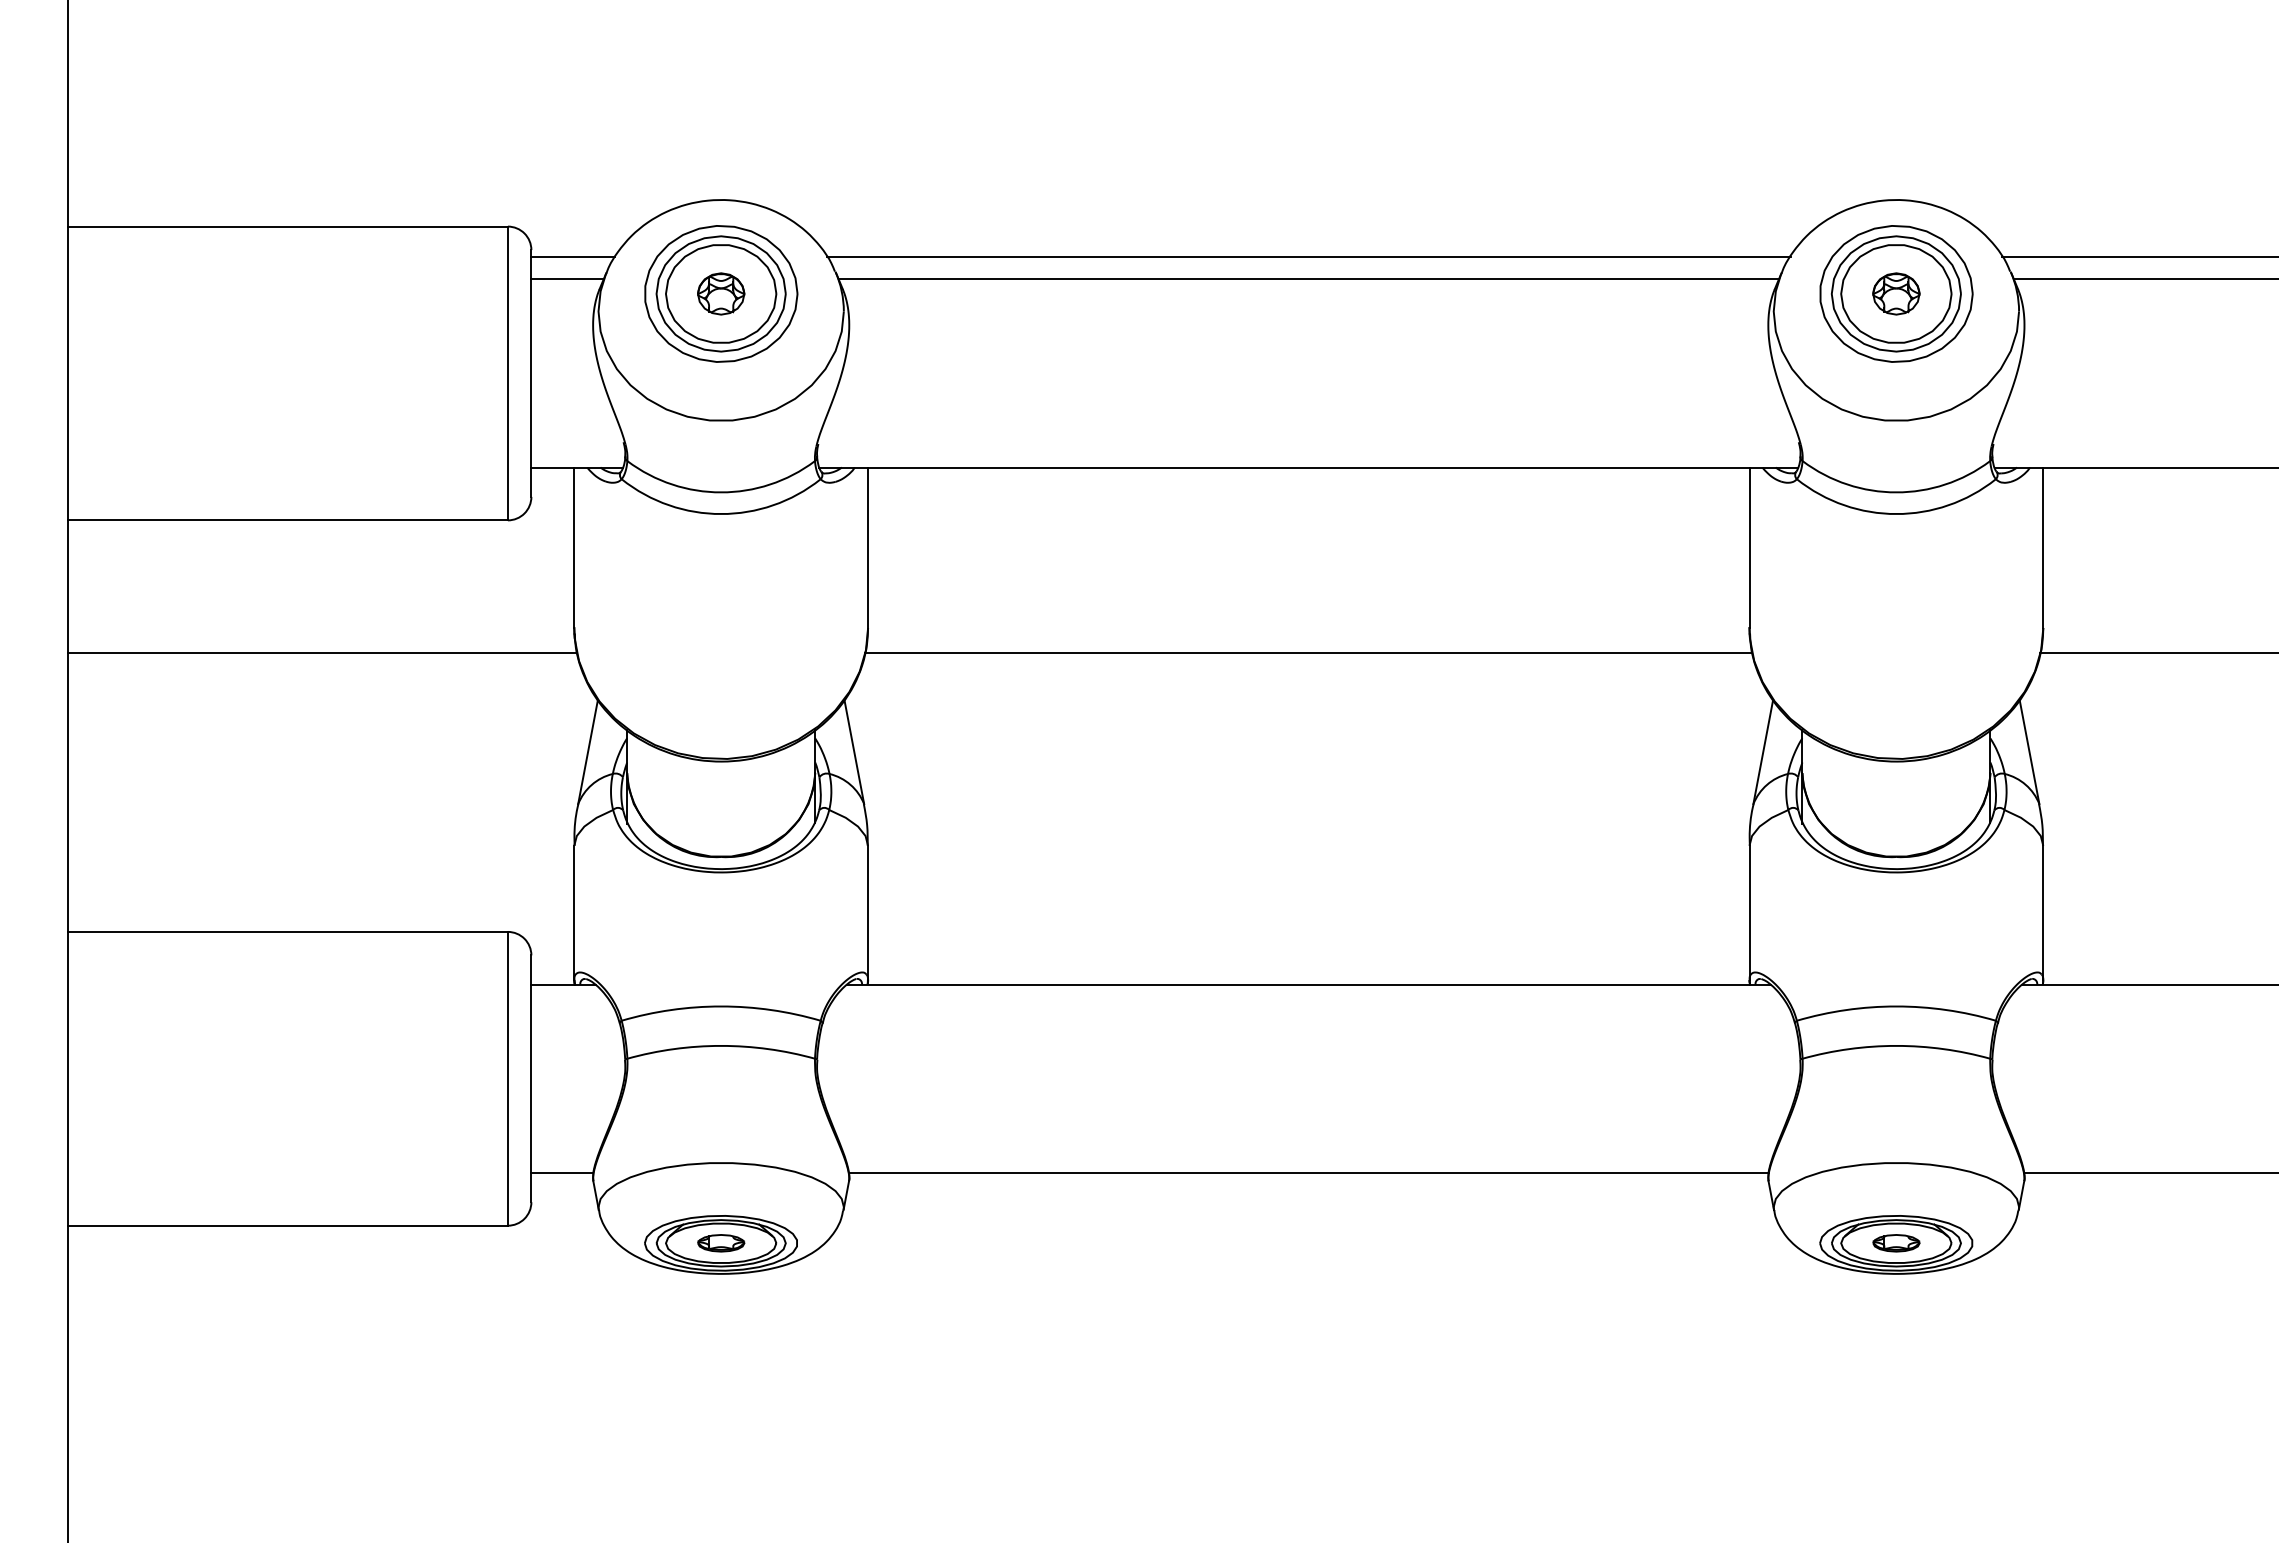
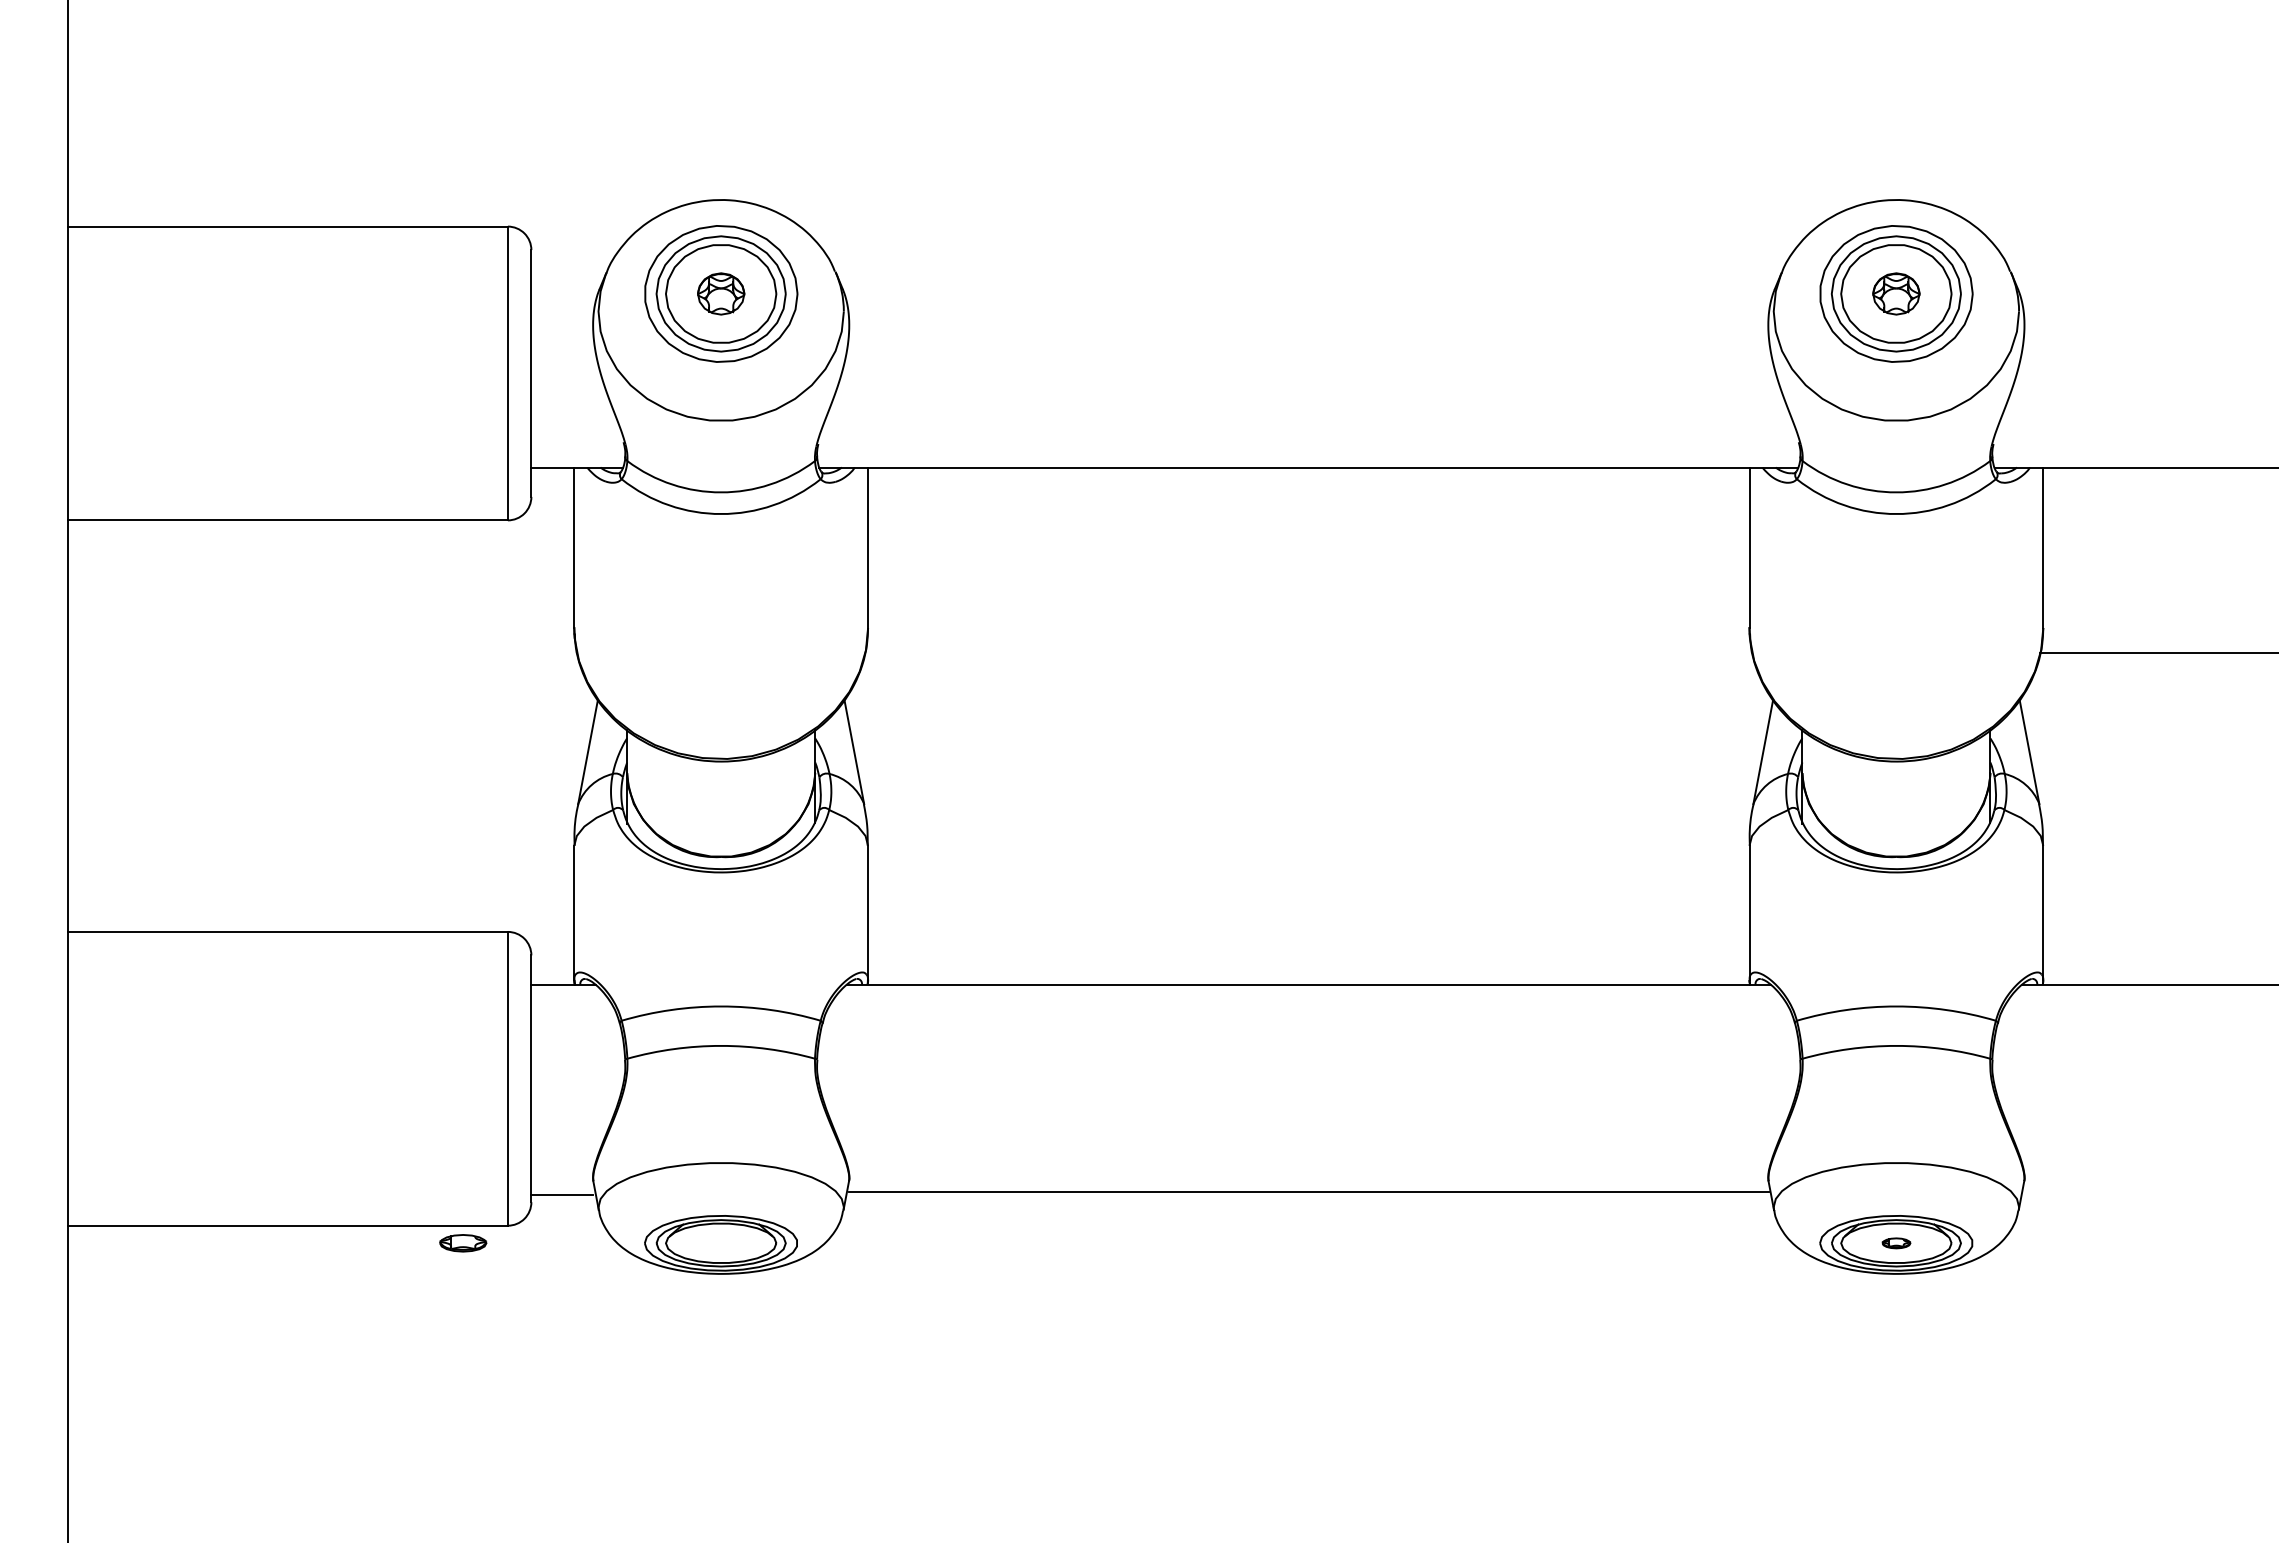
line: present -> none (573, 256)
line: present -> none (1308, 256)
line: present -> none (2138, 256)
line: present -> none (567, 279)
line: present -> none (1308, 279)
line: present -> none (2144, 279)
line: present -> none (322, 652)
line: present -> none (1308, 652)
line position: (562, 1172) -> (562, 1194) (562, 1194)
line position: (1308, 1172) -> (1308, 1191) (1308, 1191)
line: present -> none (2149, 1172)
part position: (721, 1243) -> (463, 1243) (463, 1243)
part size: 49x19 px -> 31x13 px (1896, 1243)
